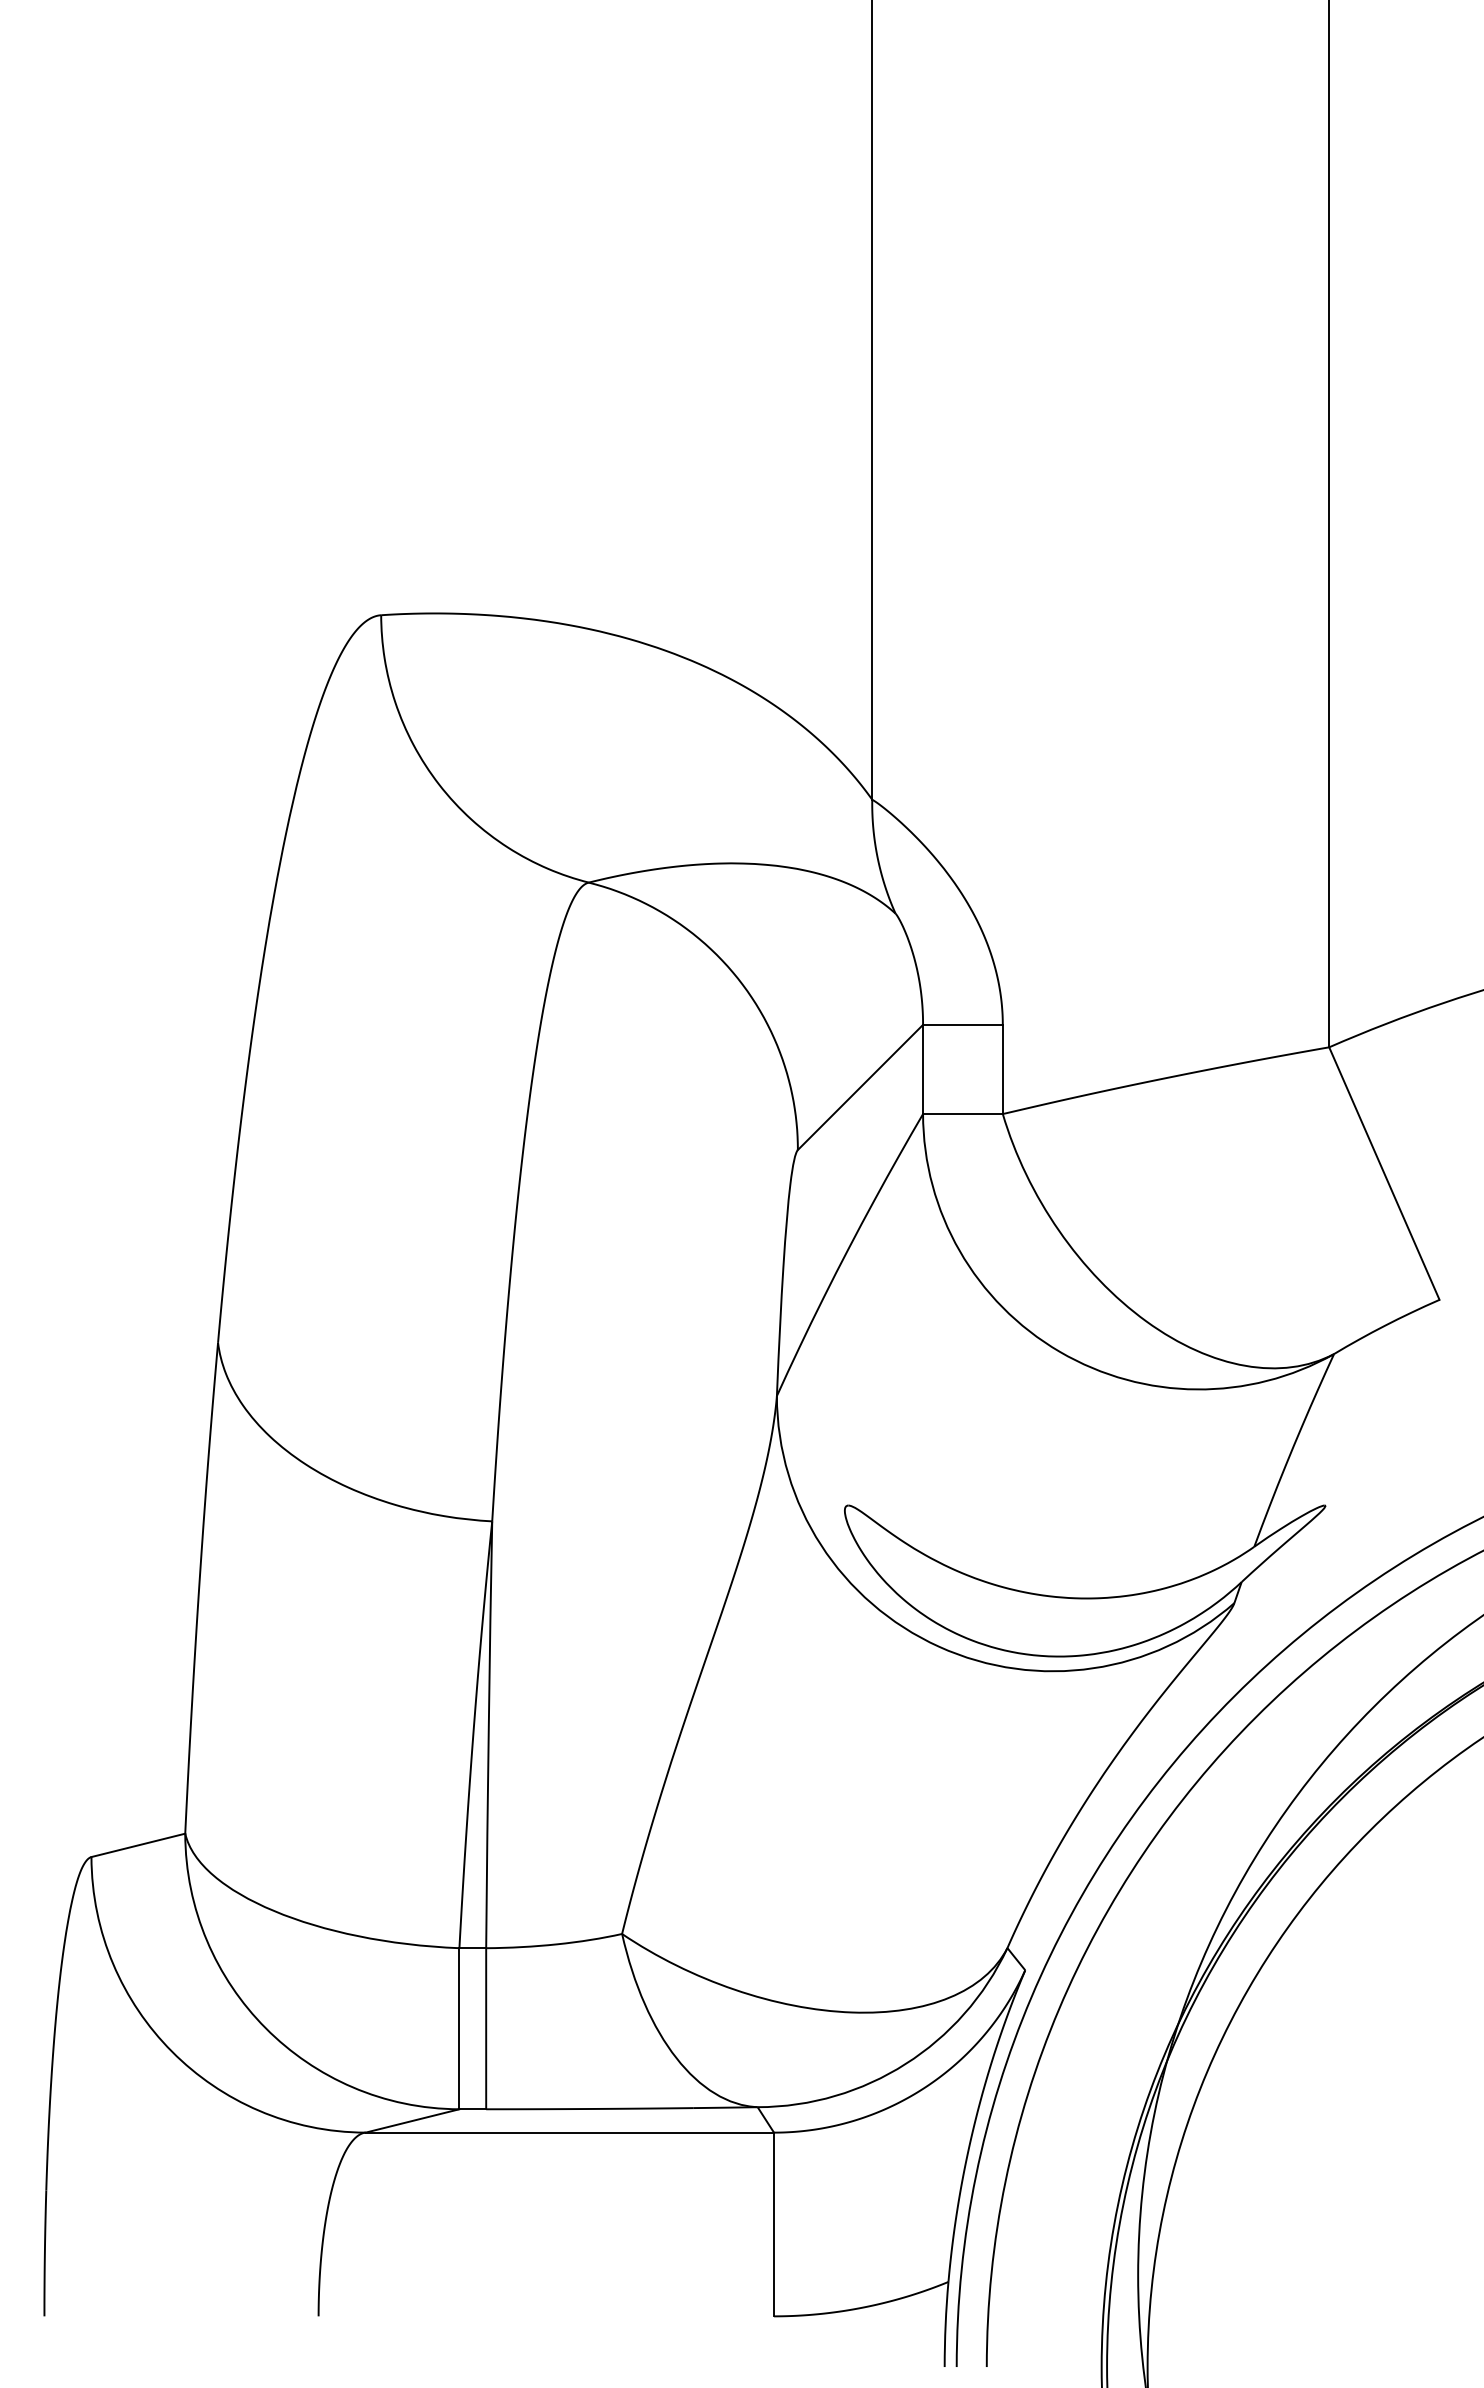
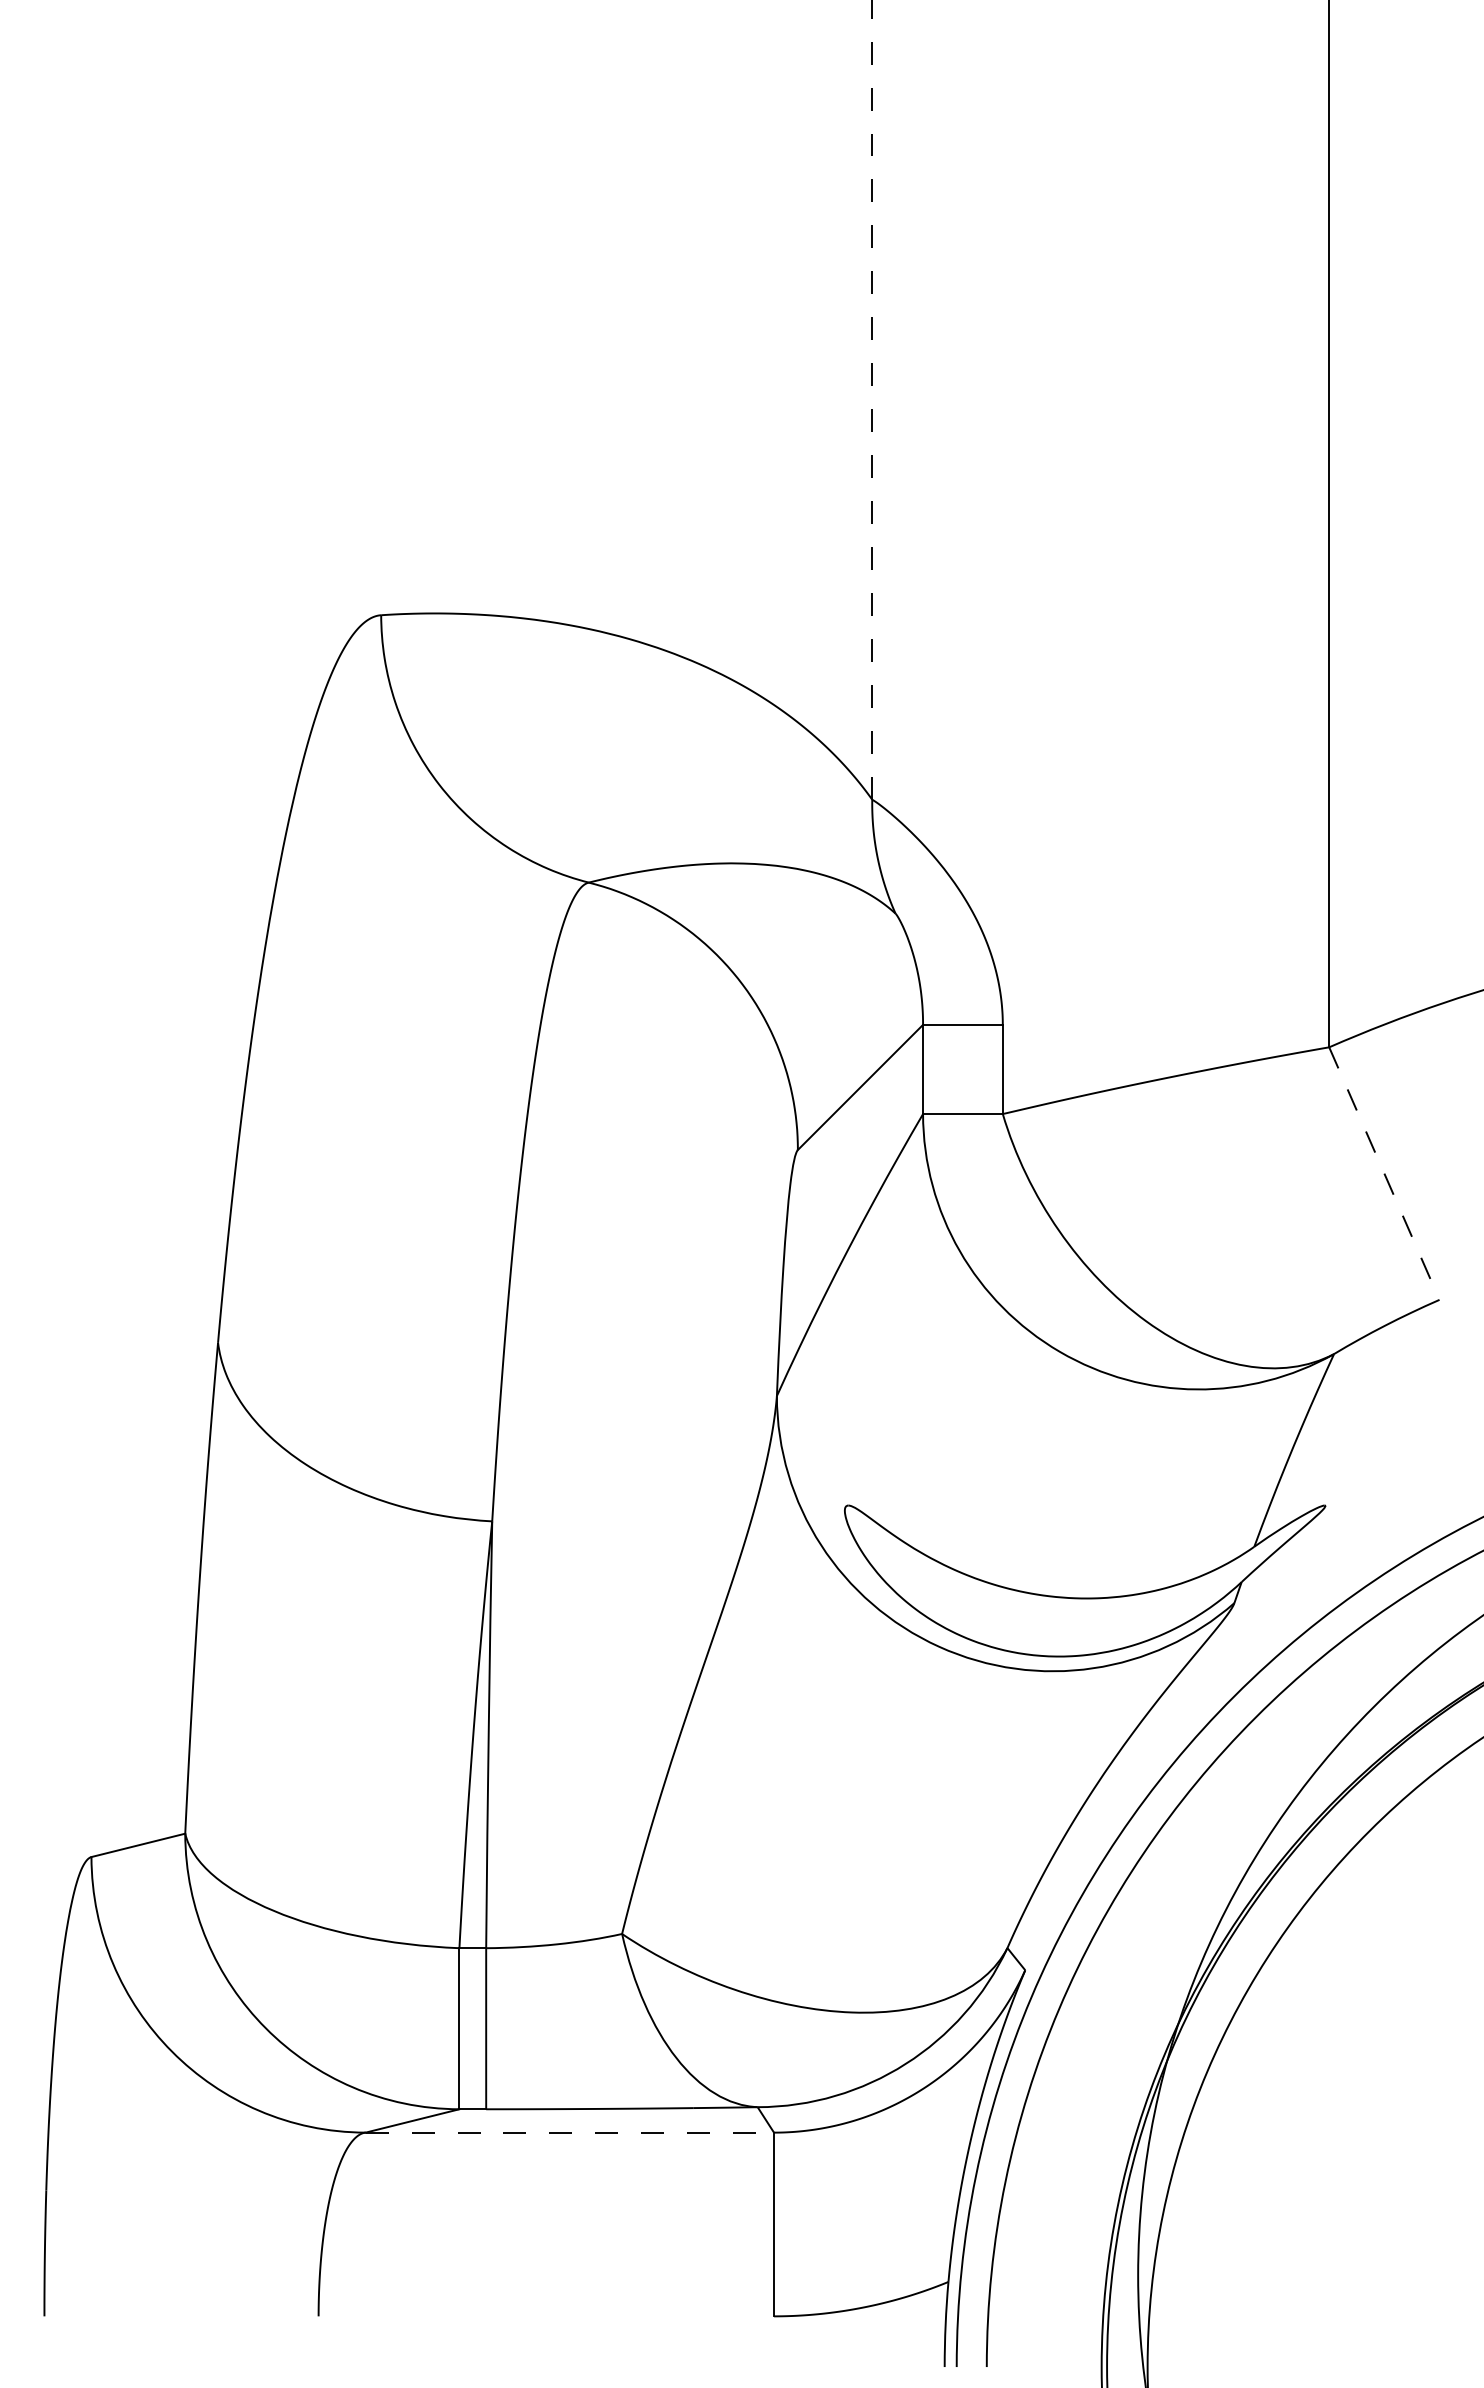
line: solid -> dashed (872, 399)
line: solid -> dashed (1384, 1173)
line: solid -> dashed (570, 2132)
